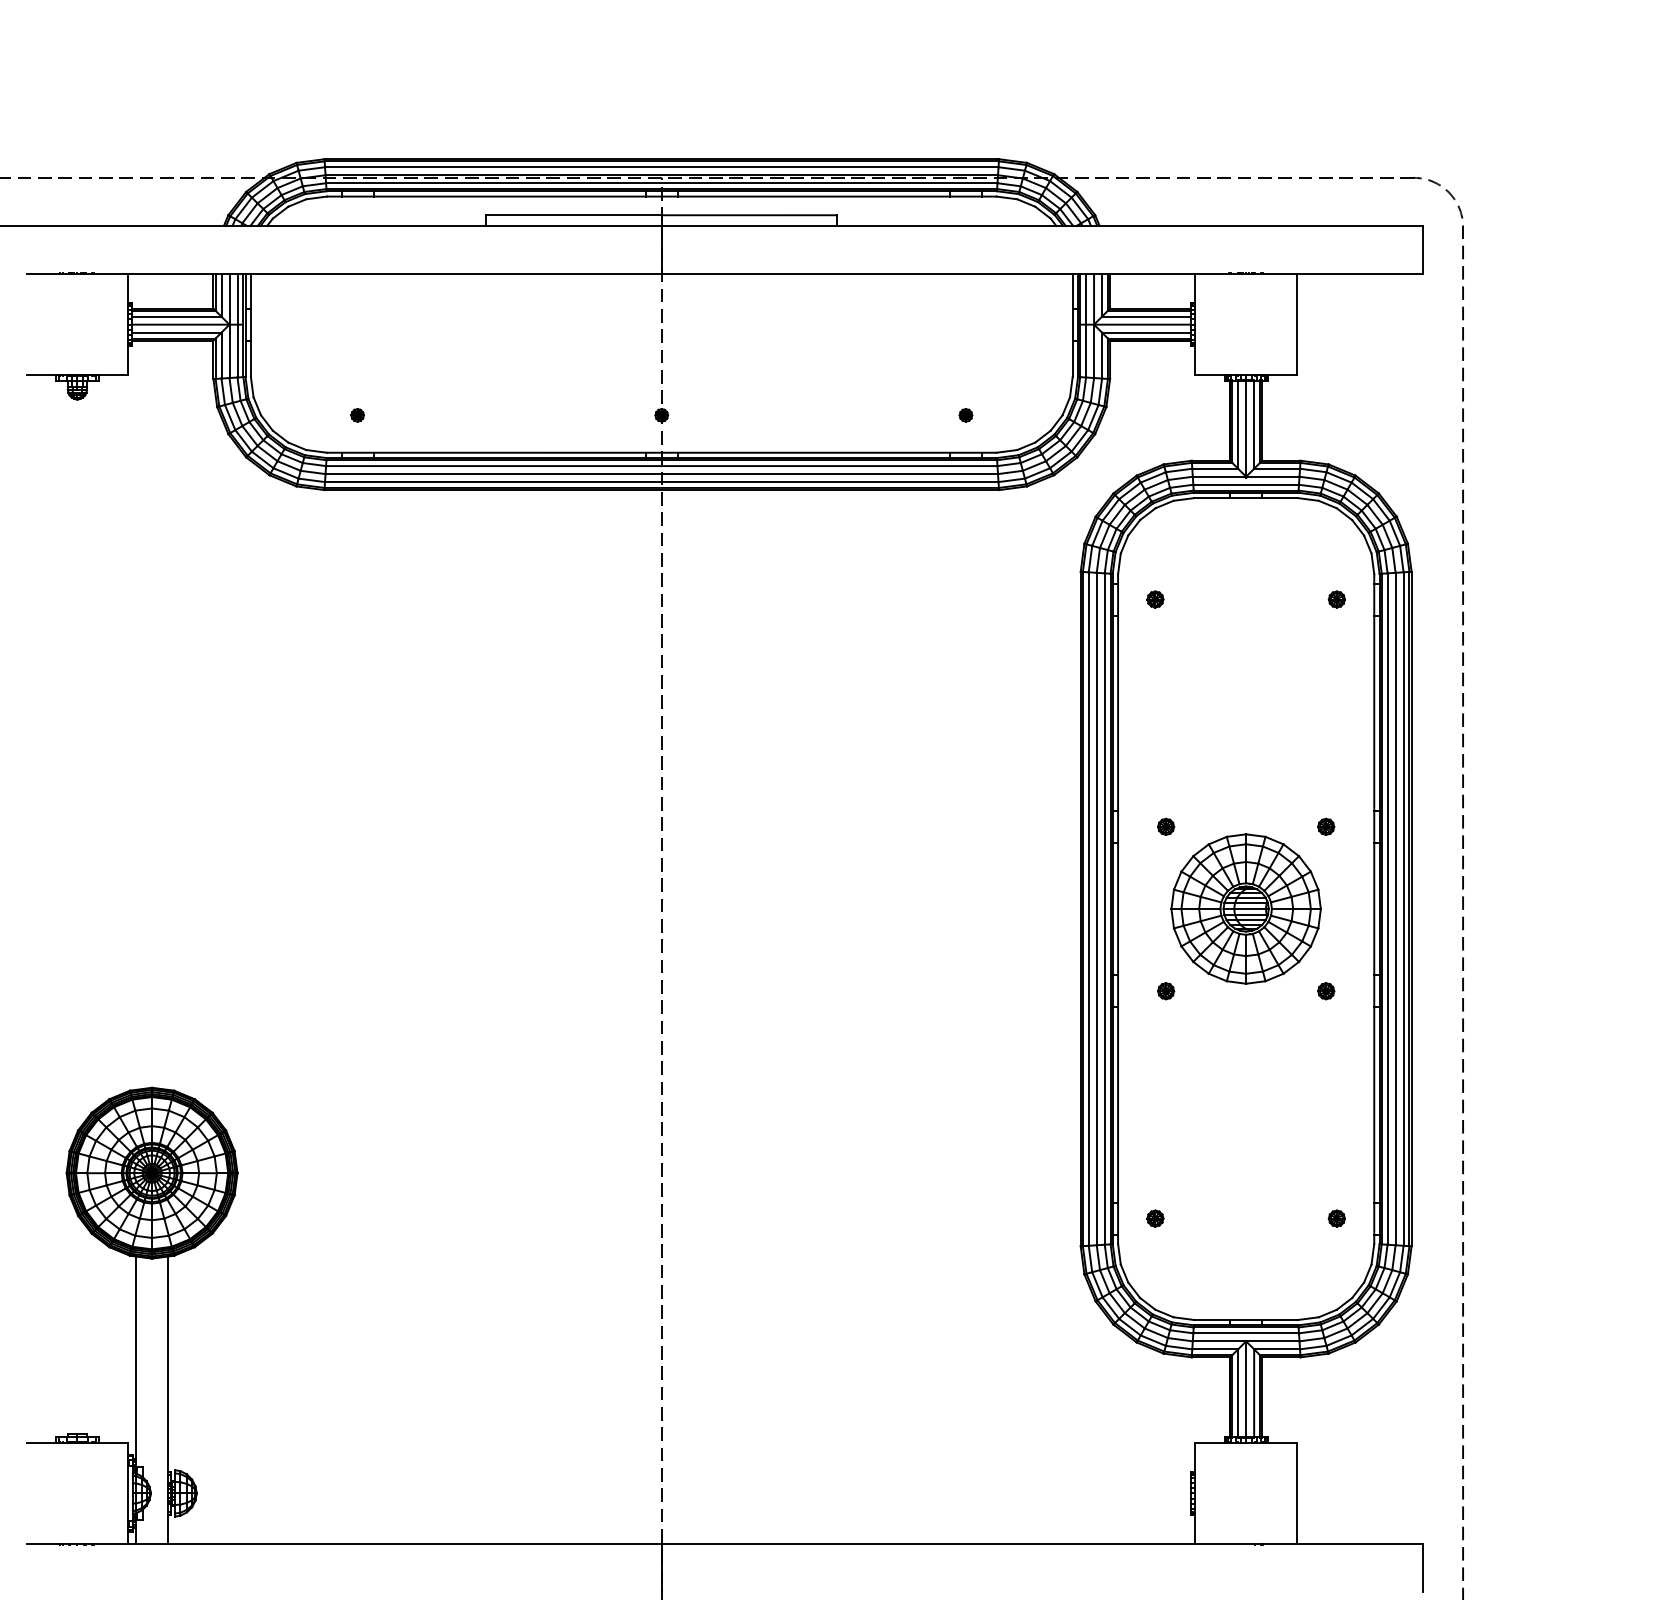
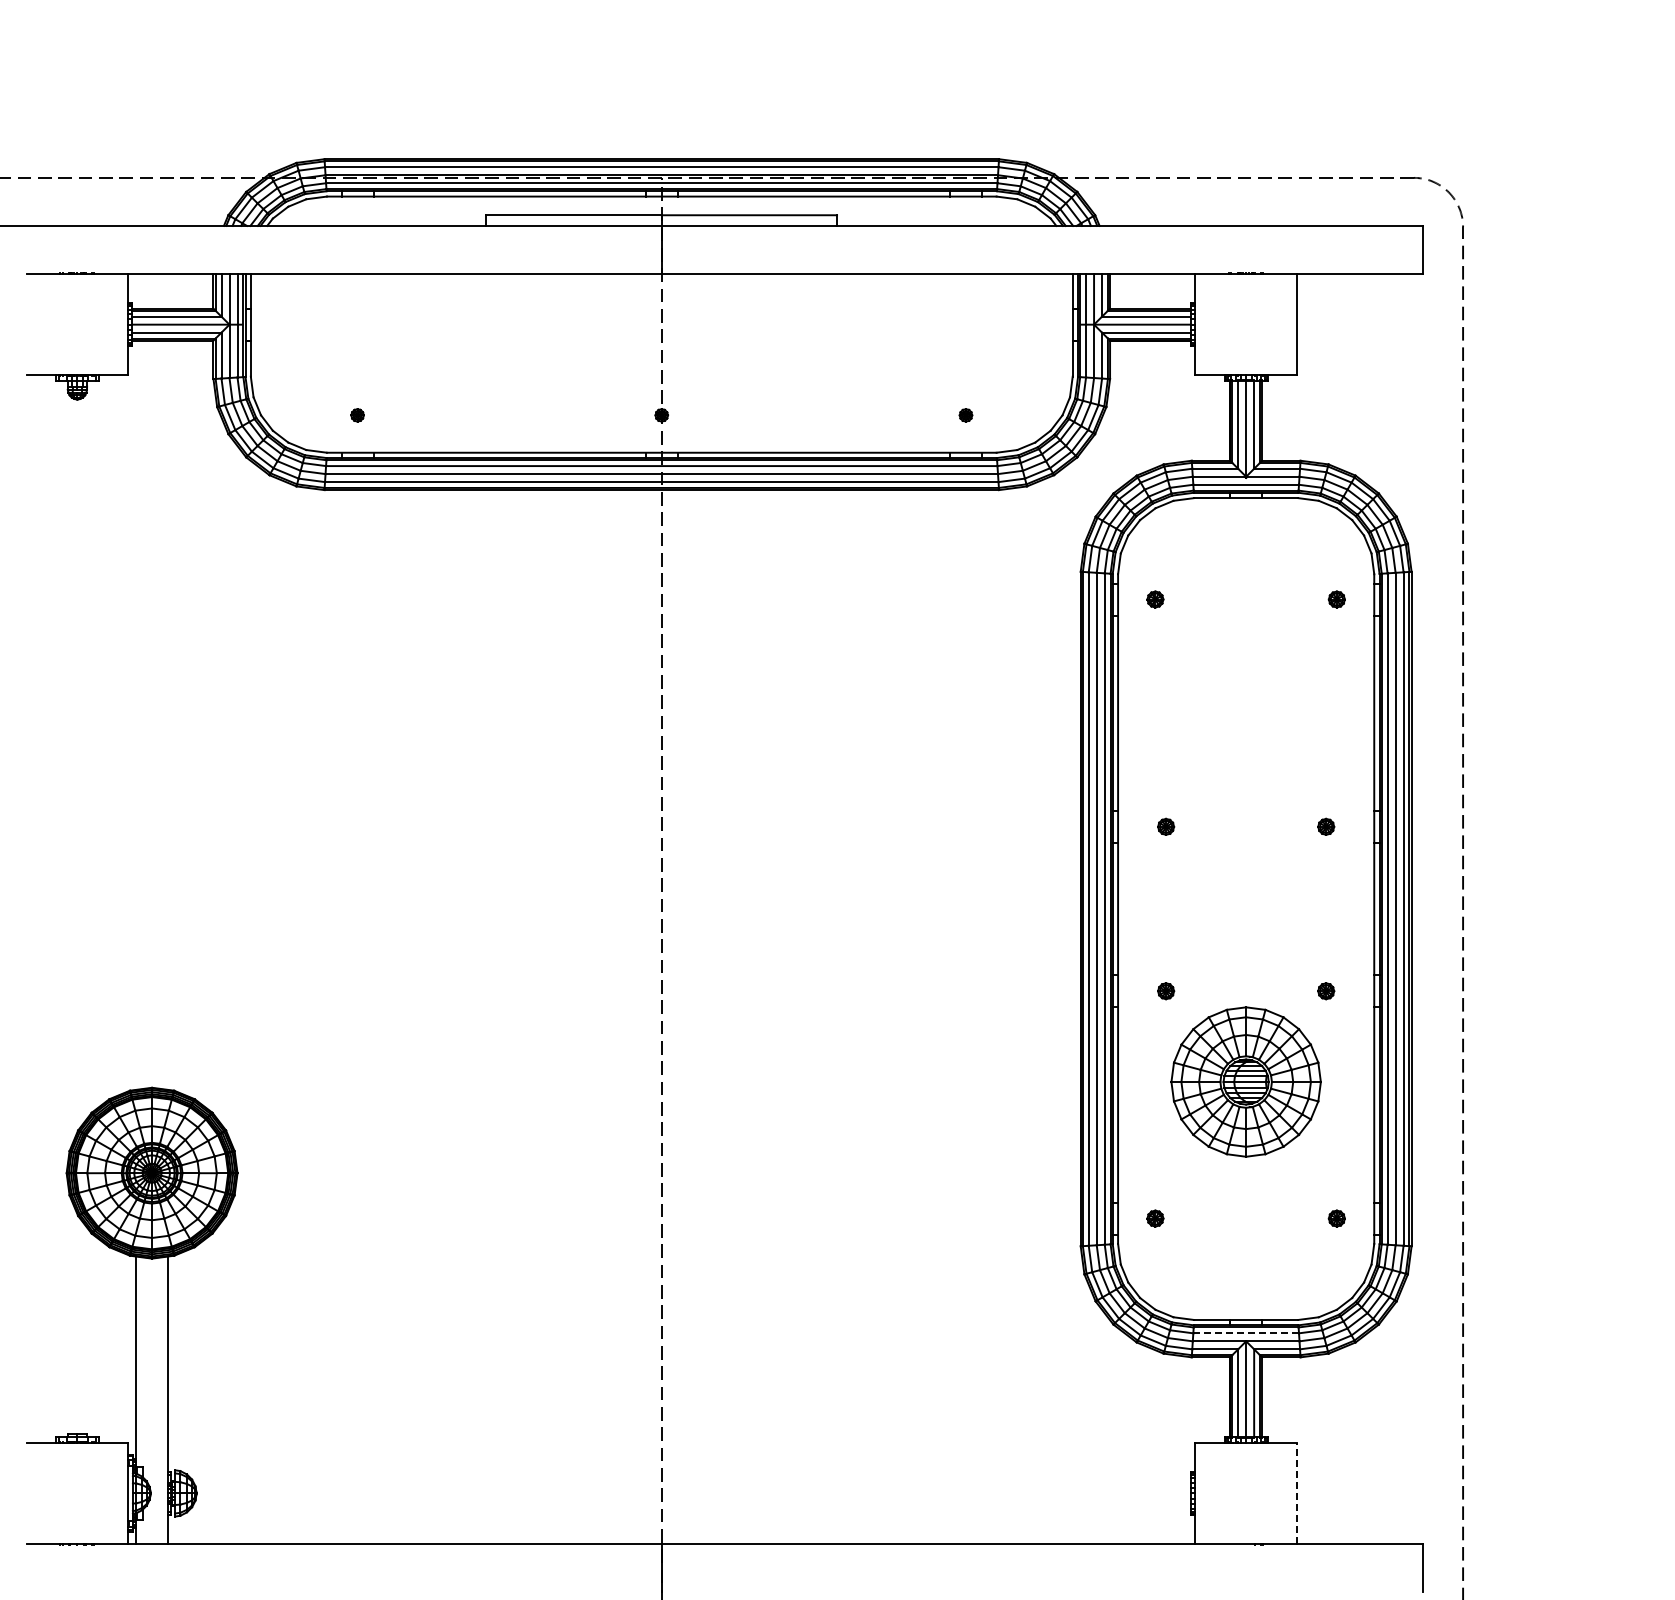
part position: (1245, 908) -> (1245, 1081) (1245, 1081)
line: solid -> dashed (1246, 1333)
line: solid -> dashed (1296, 1493)
